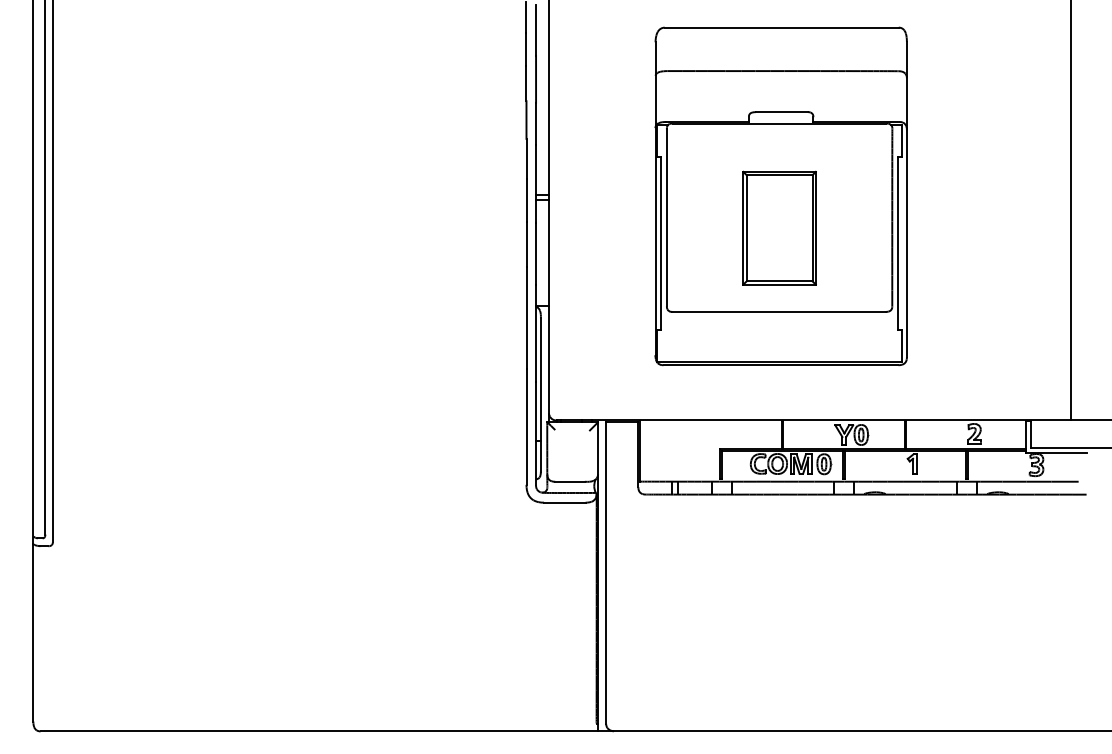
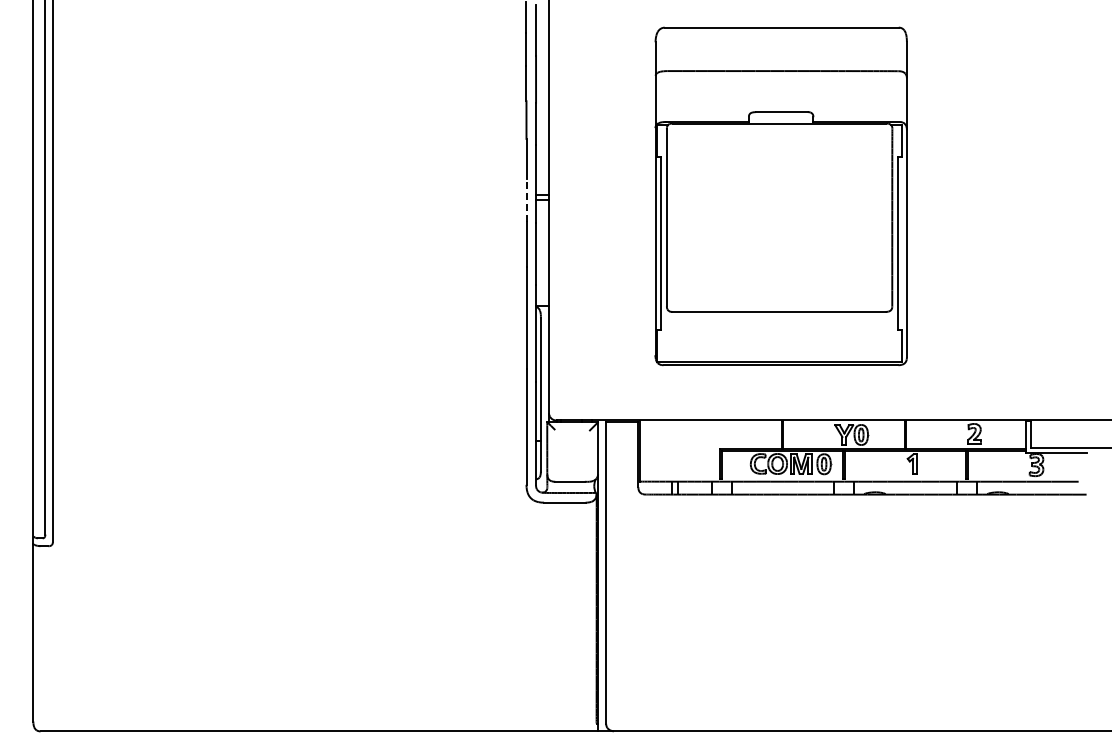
line: solid -> dashed (526, 199)
line: present -> none (1071, 211)
part: present -> none (779, 227)
